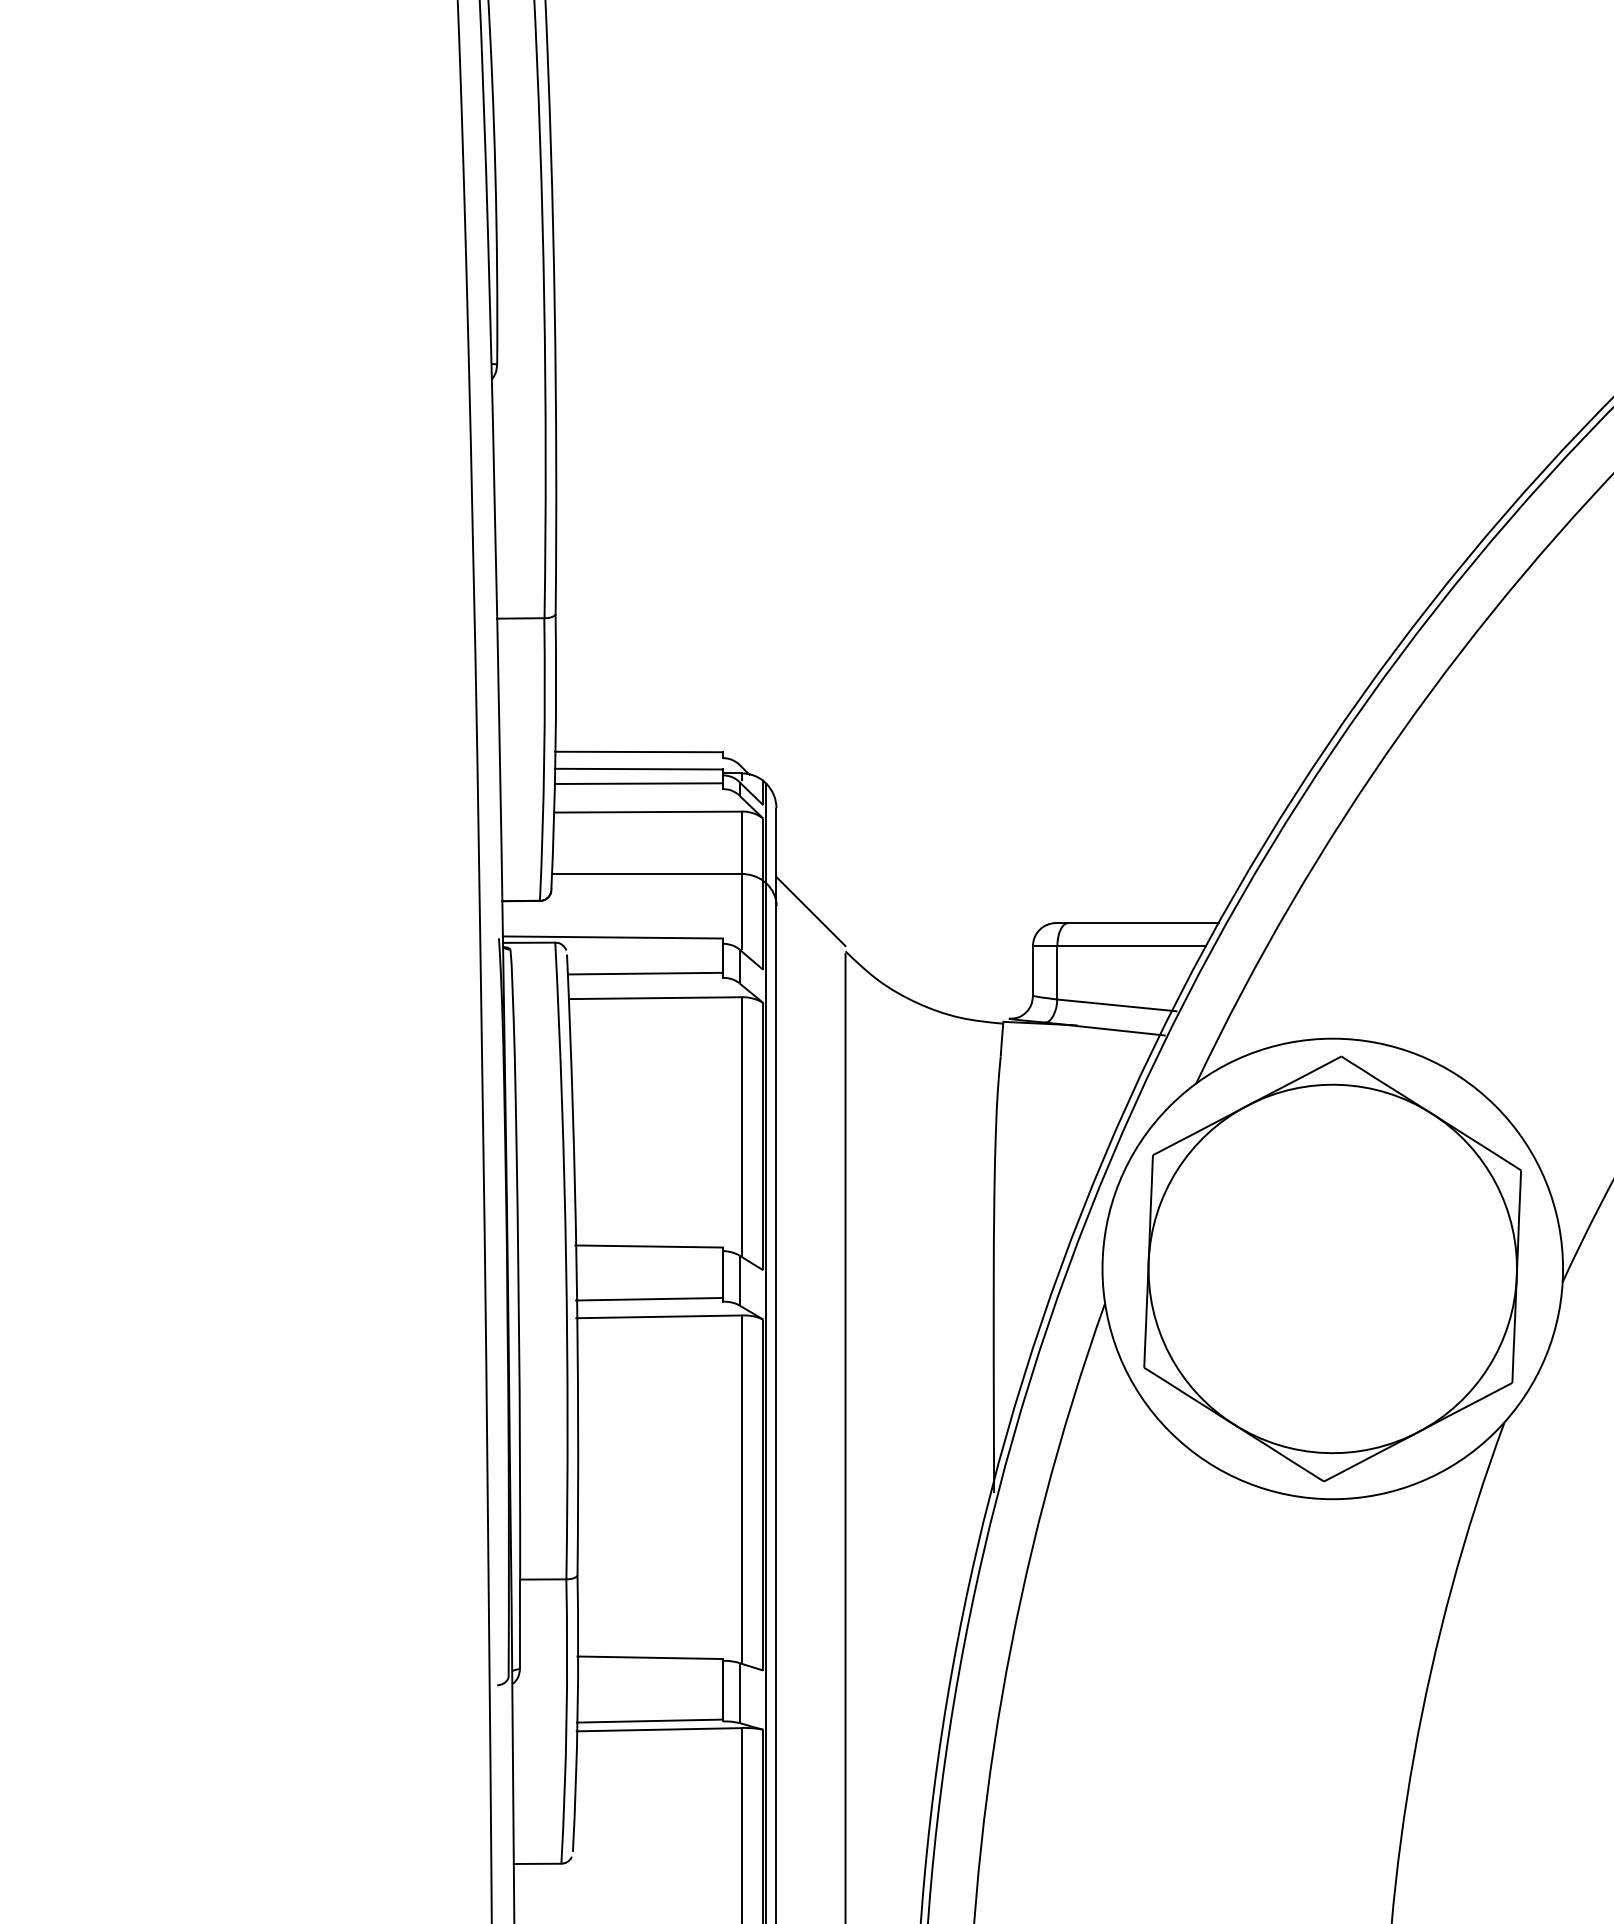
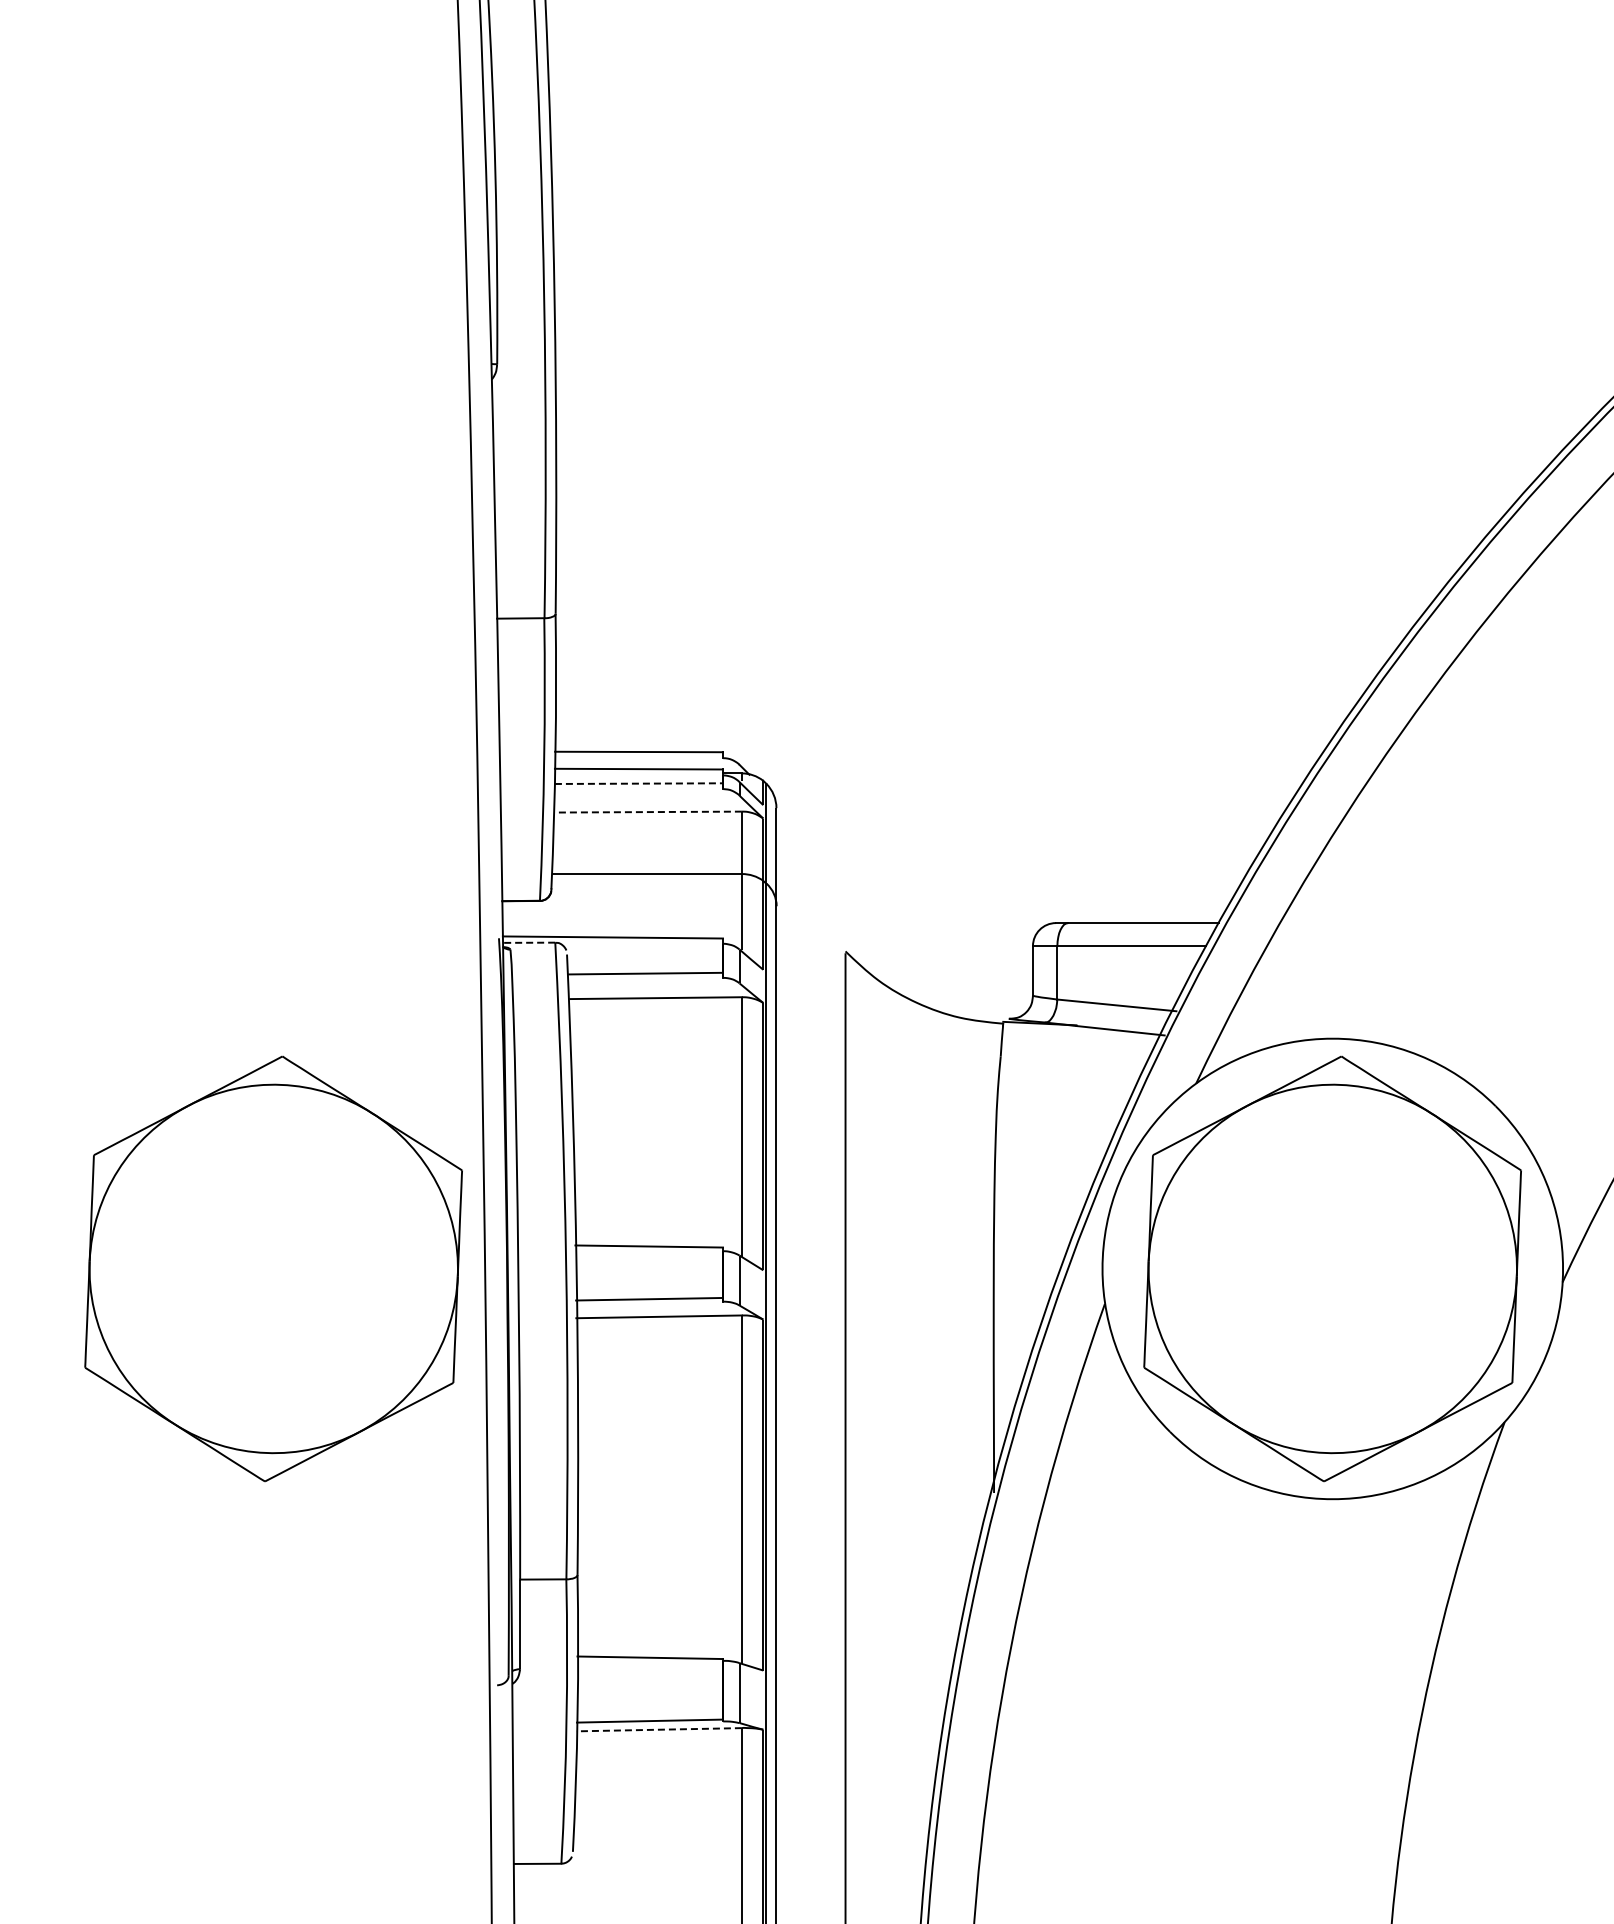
line: solid -> dashed (639, 783)
line: solid -> dashed (648, 812)
line: present -> none (810, 911)
line: solid -> dashed (528, 942)
part: none -> present (273, 1268)
line: solid -> dashed (659, 1729)
